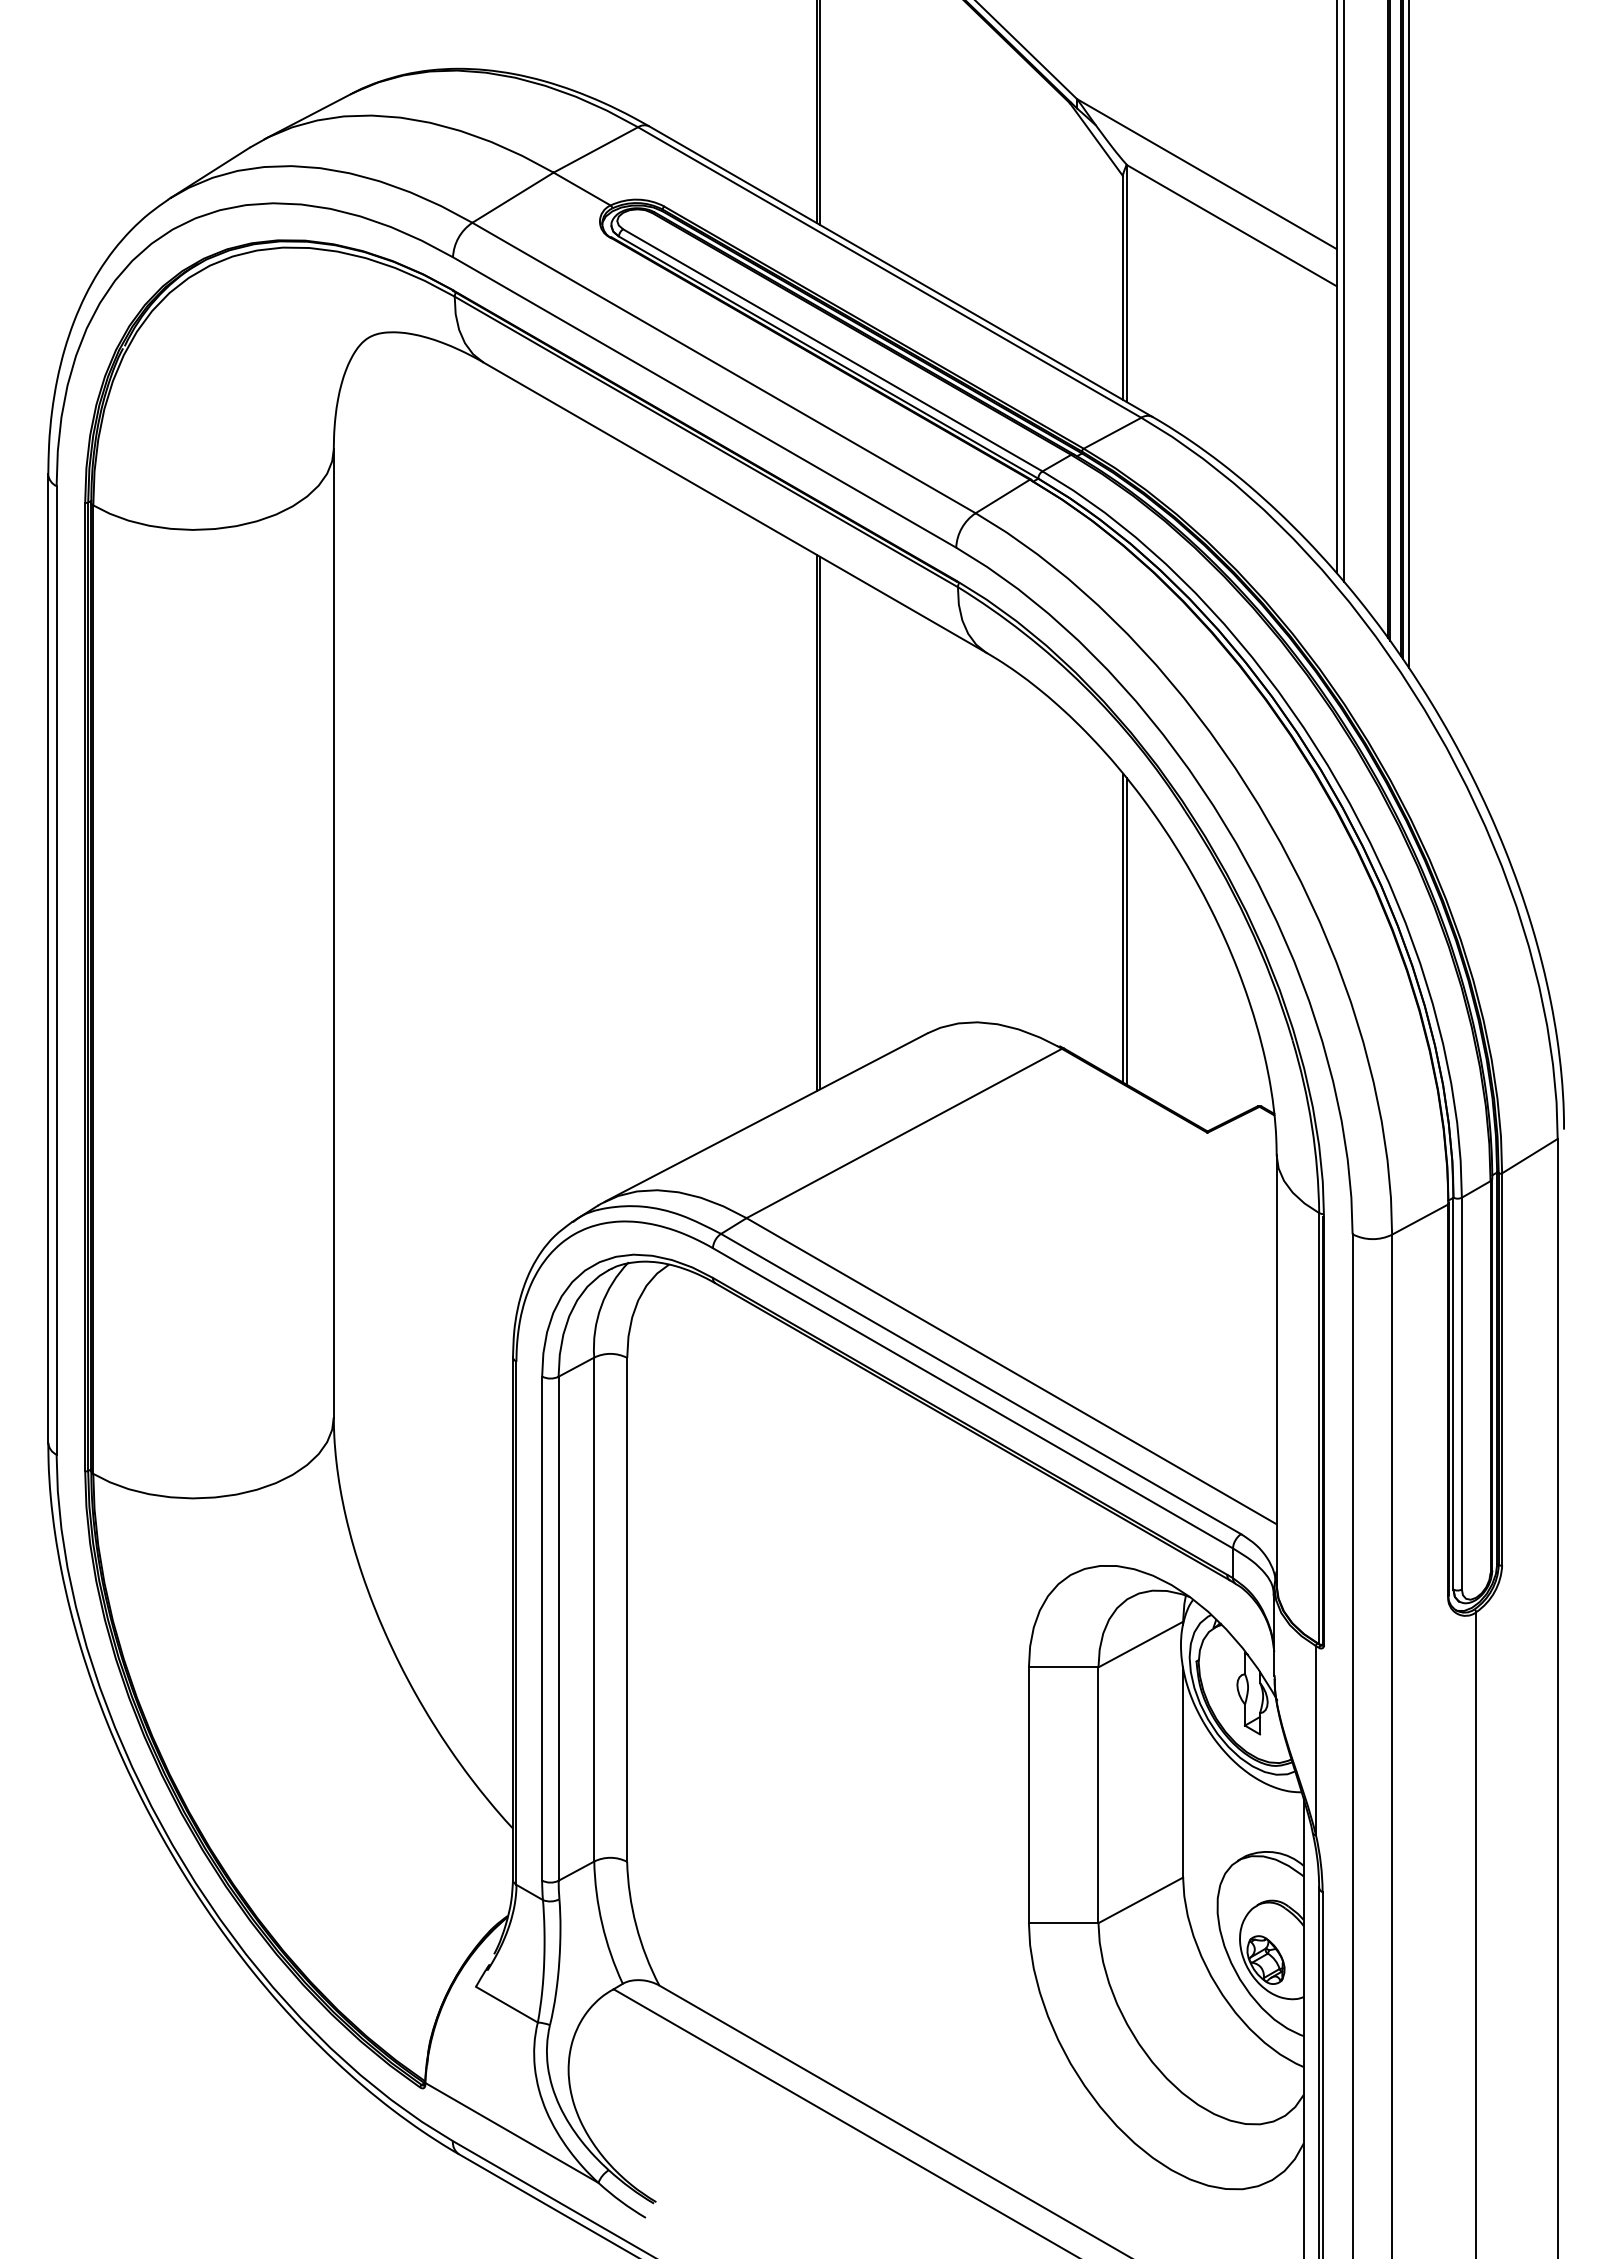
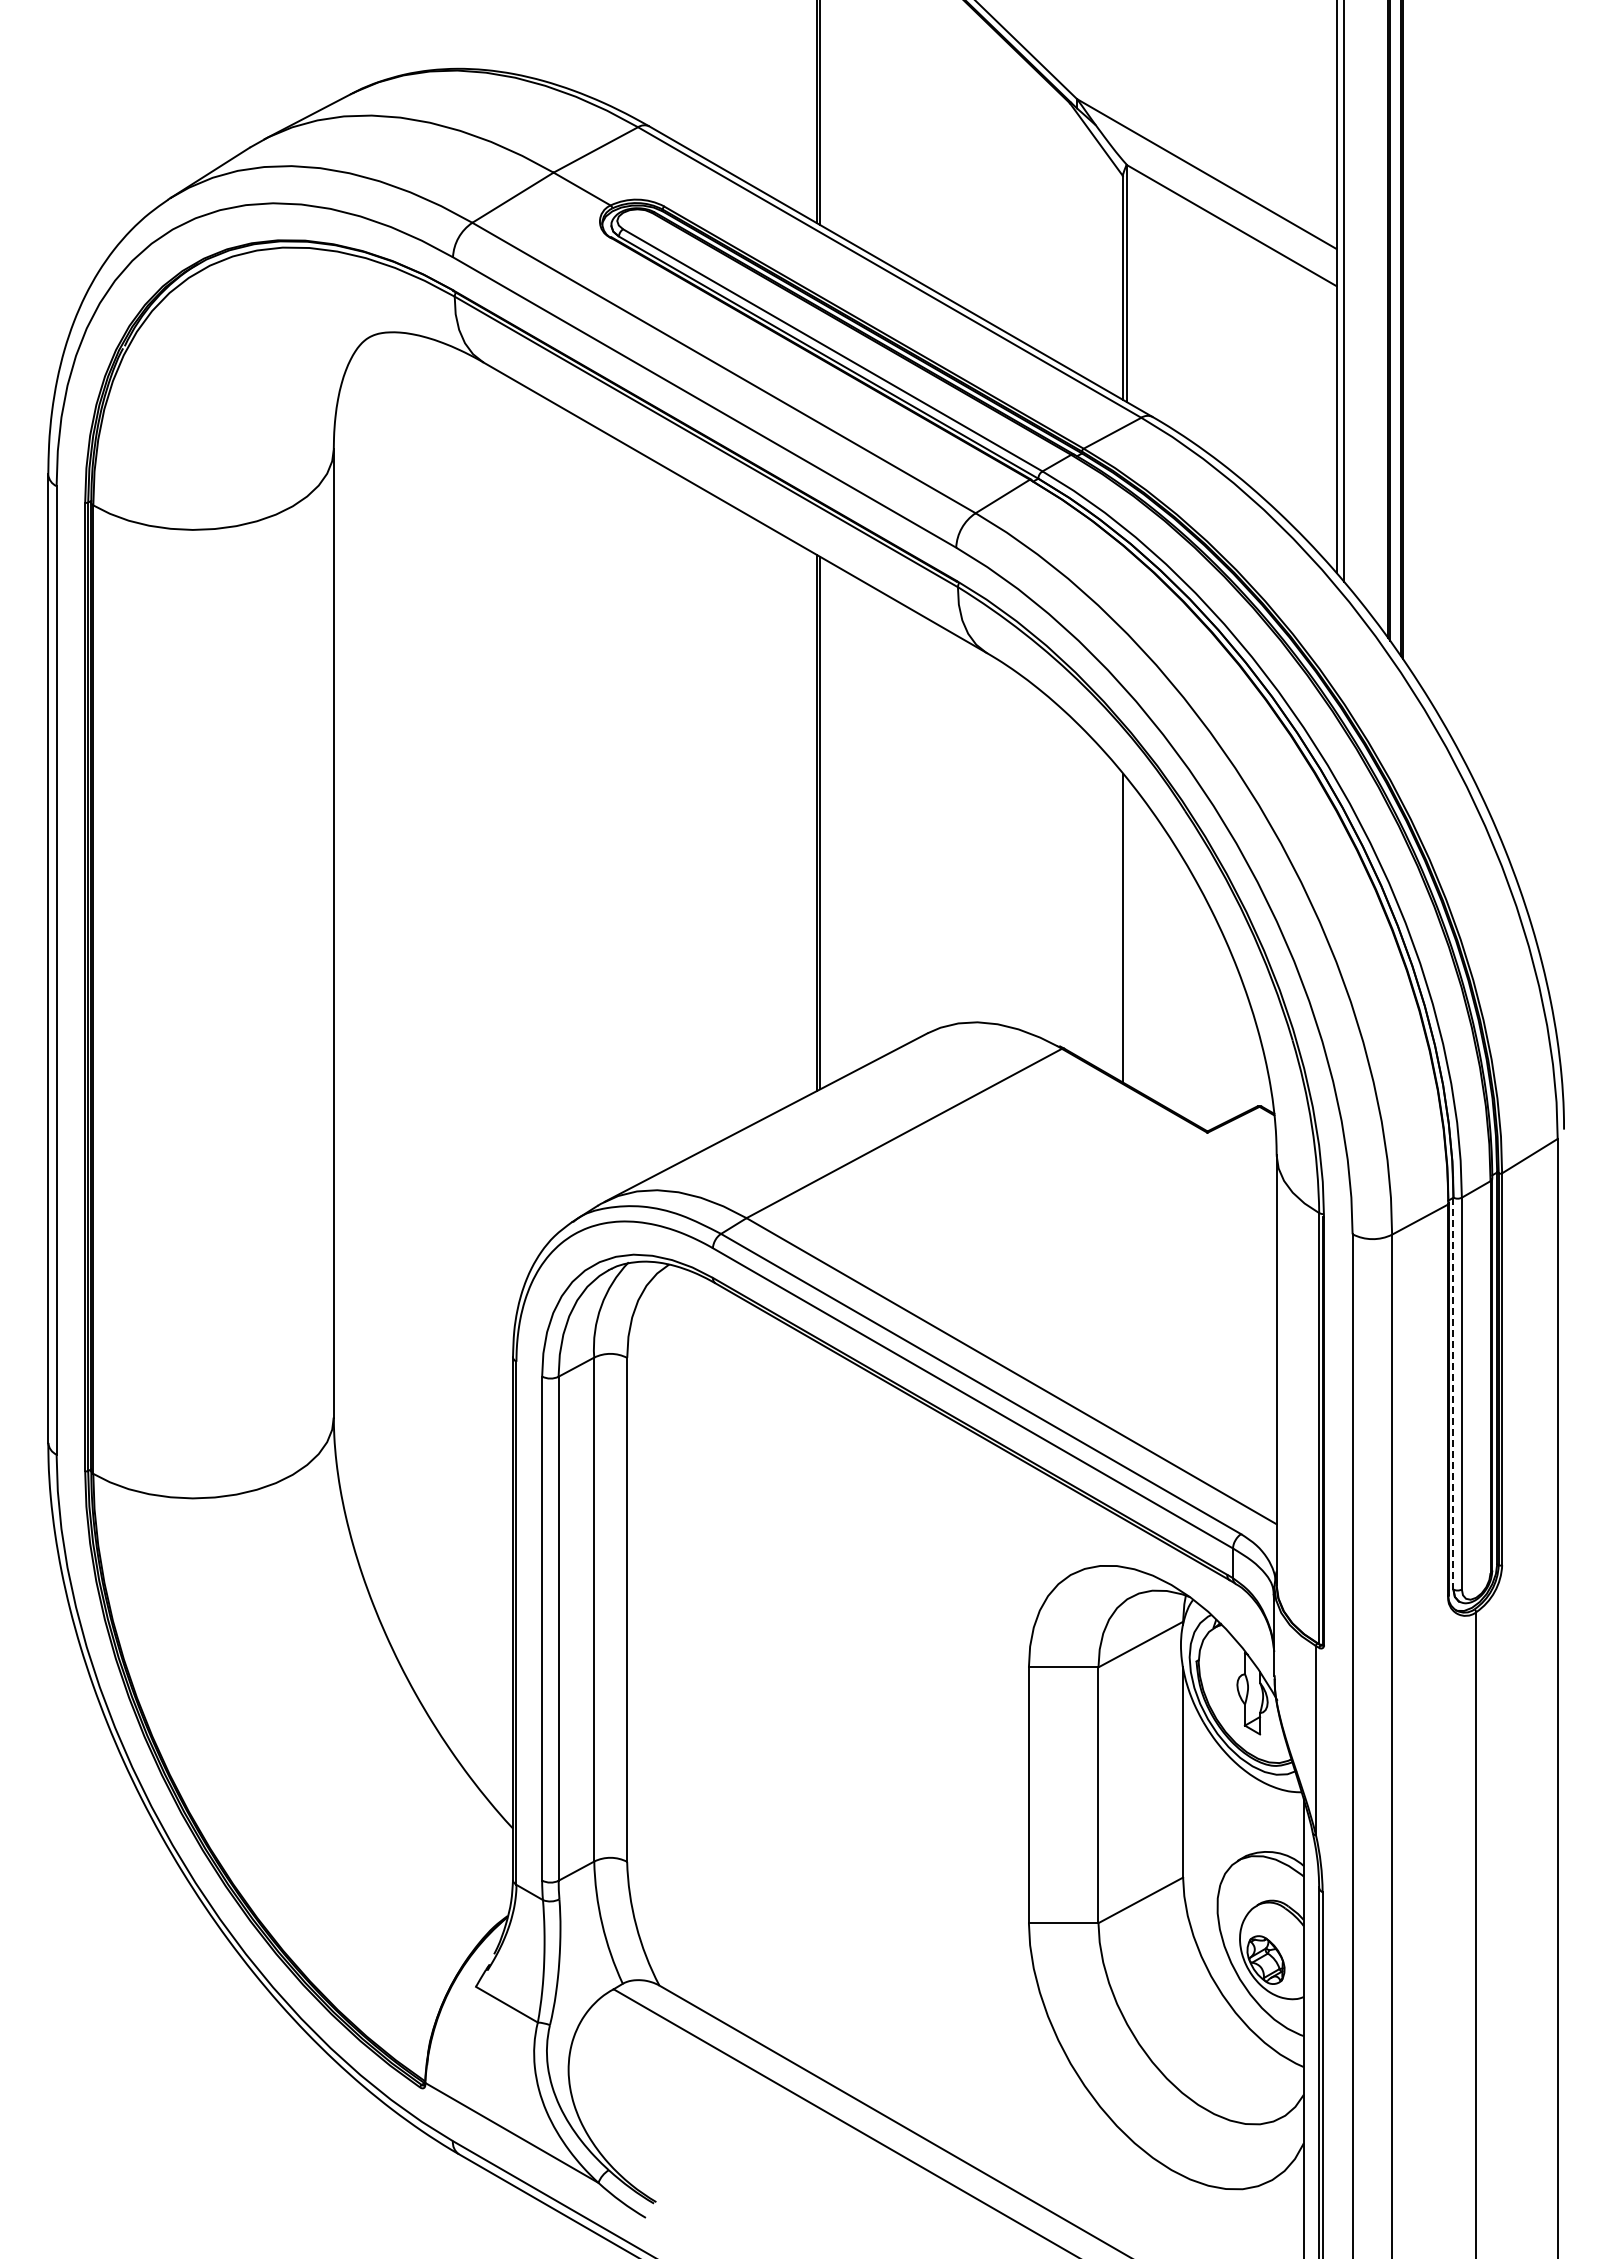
line: present -> none (1409, 335)
line: present -> none (1126, 930)
line: solid -> dashed (1453, 1393)
